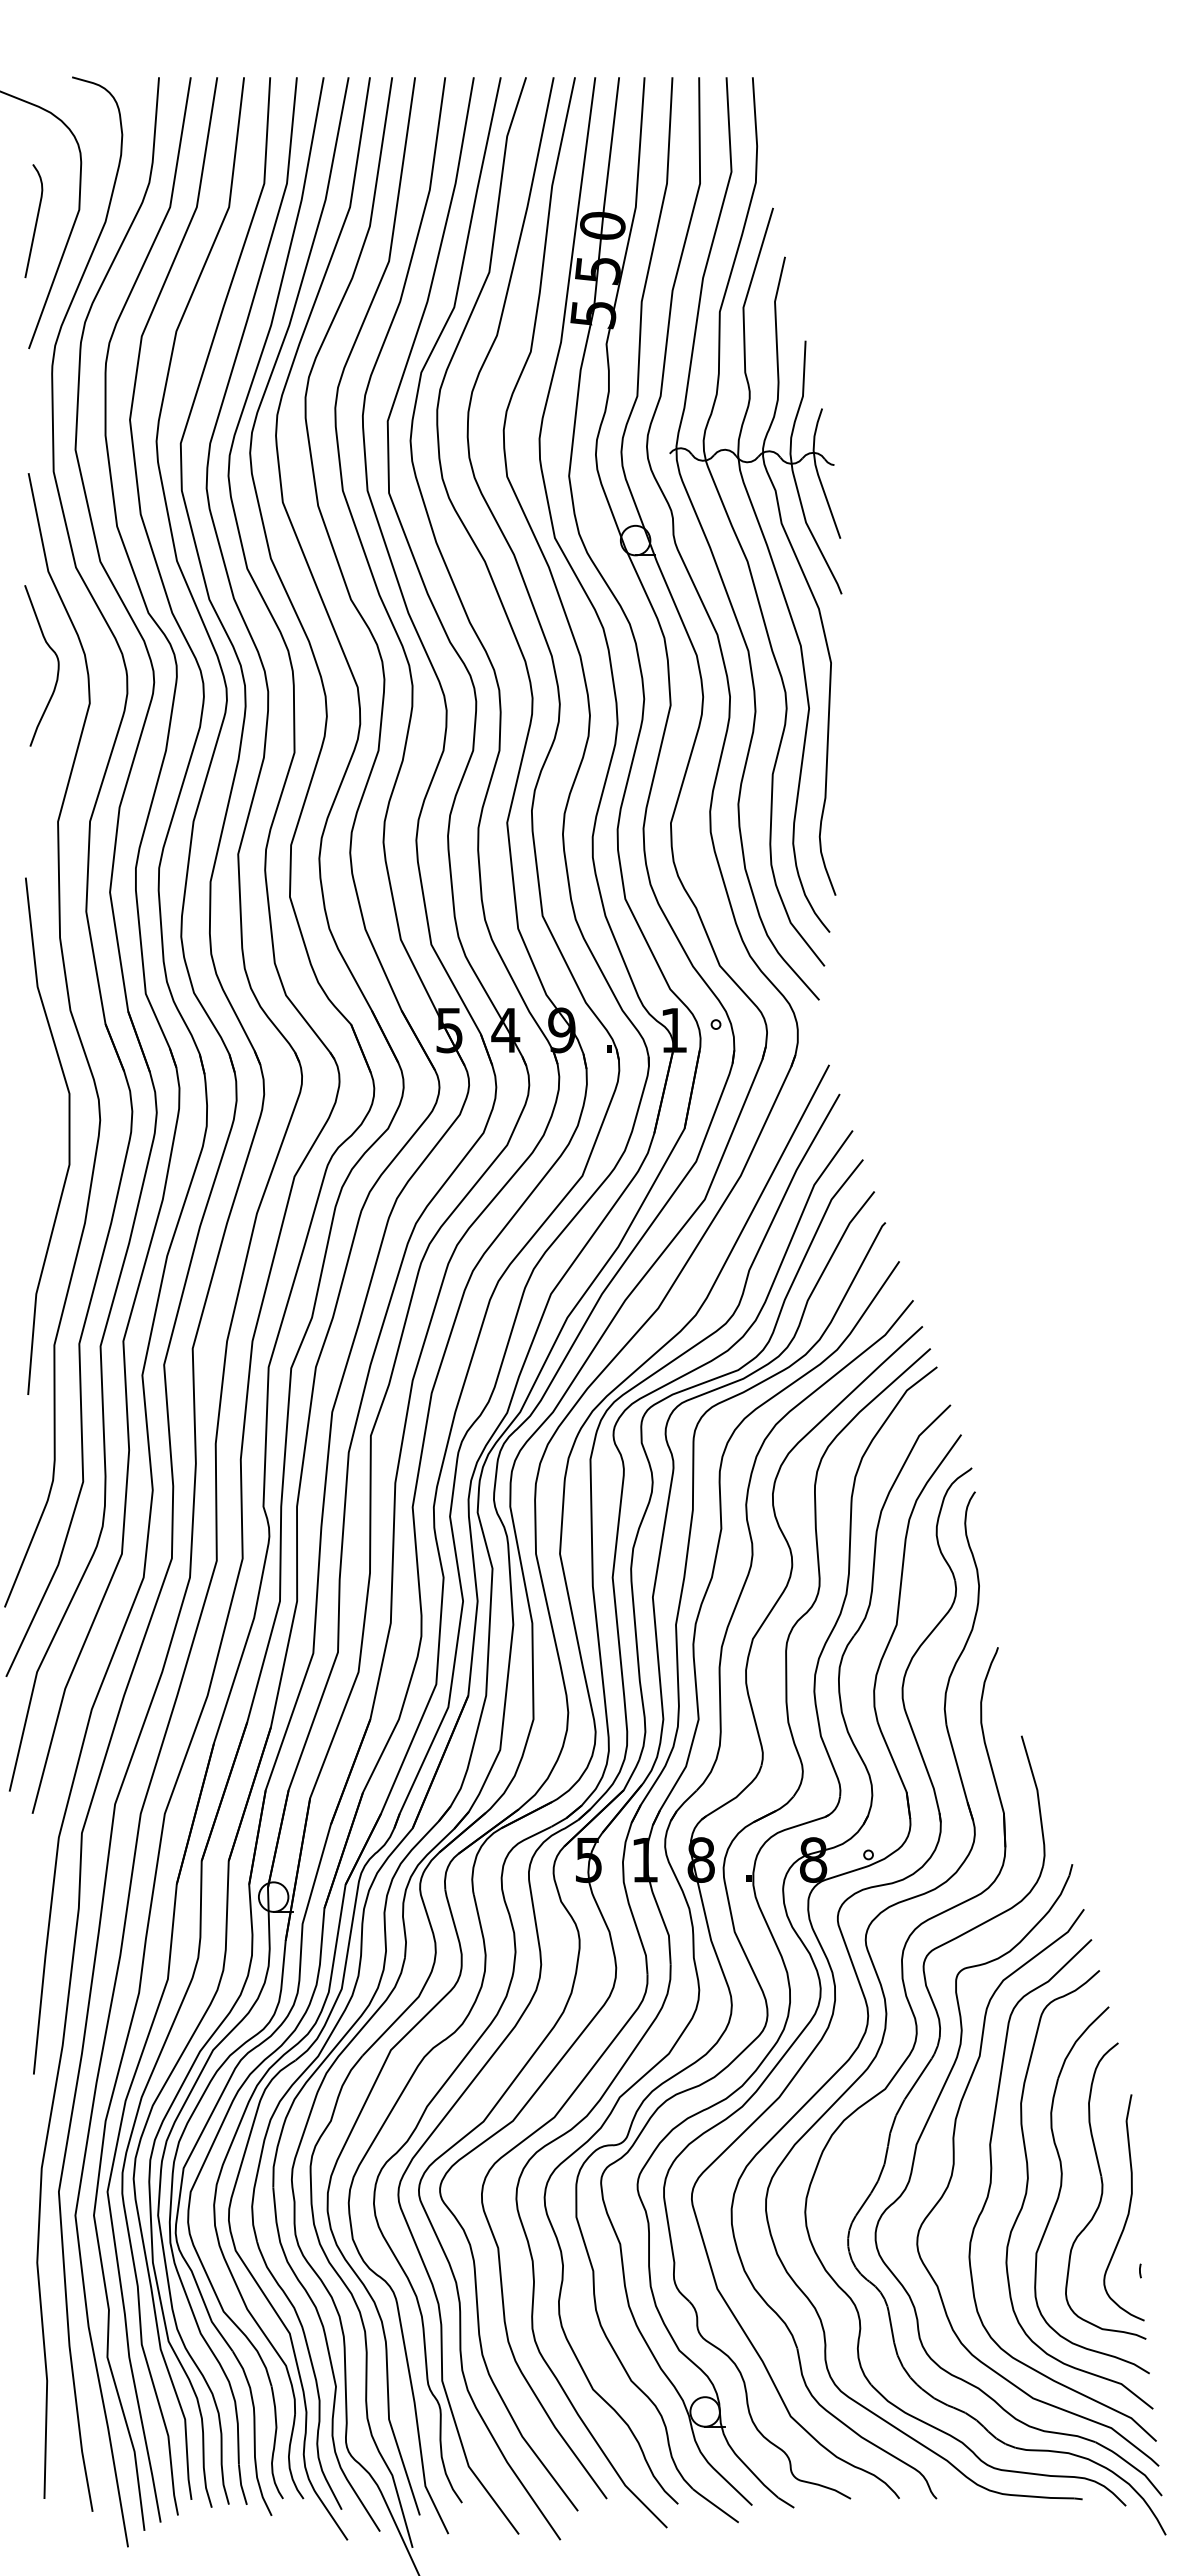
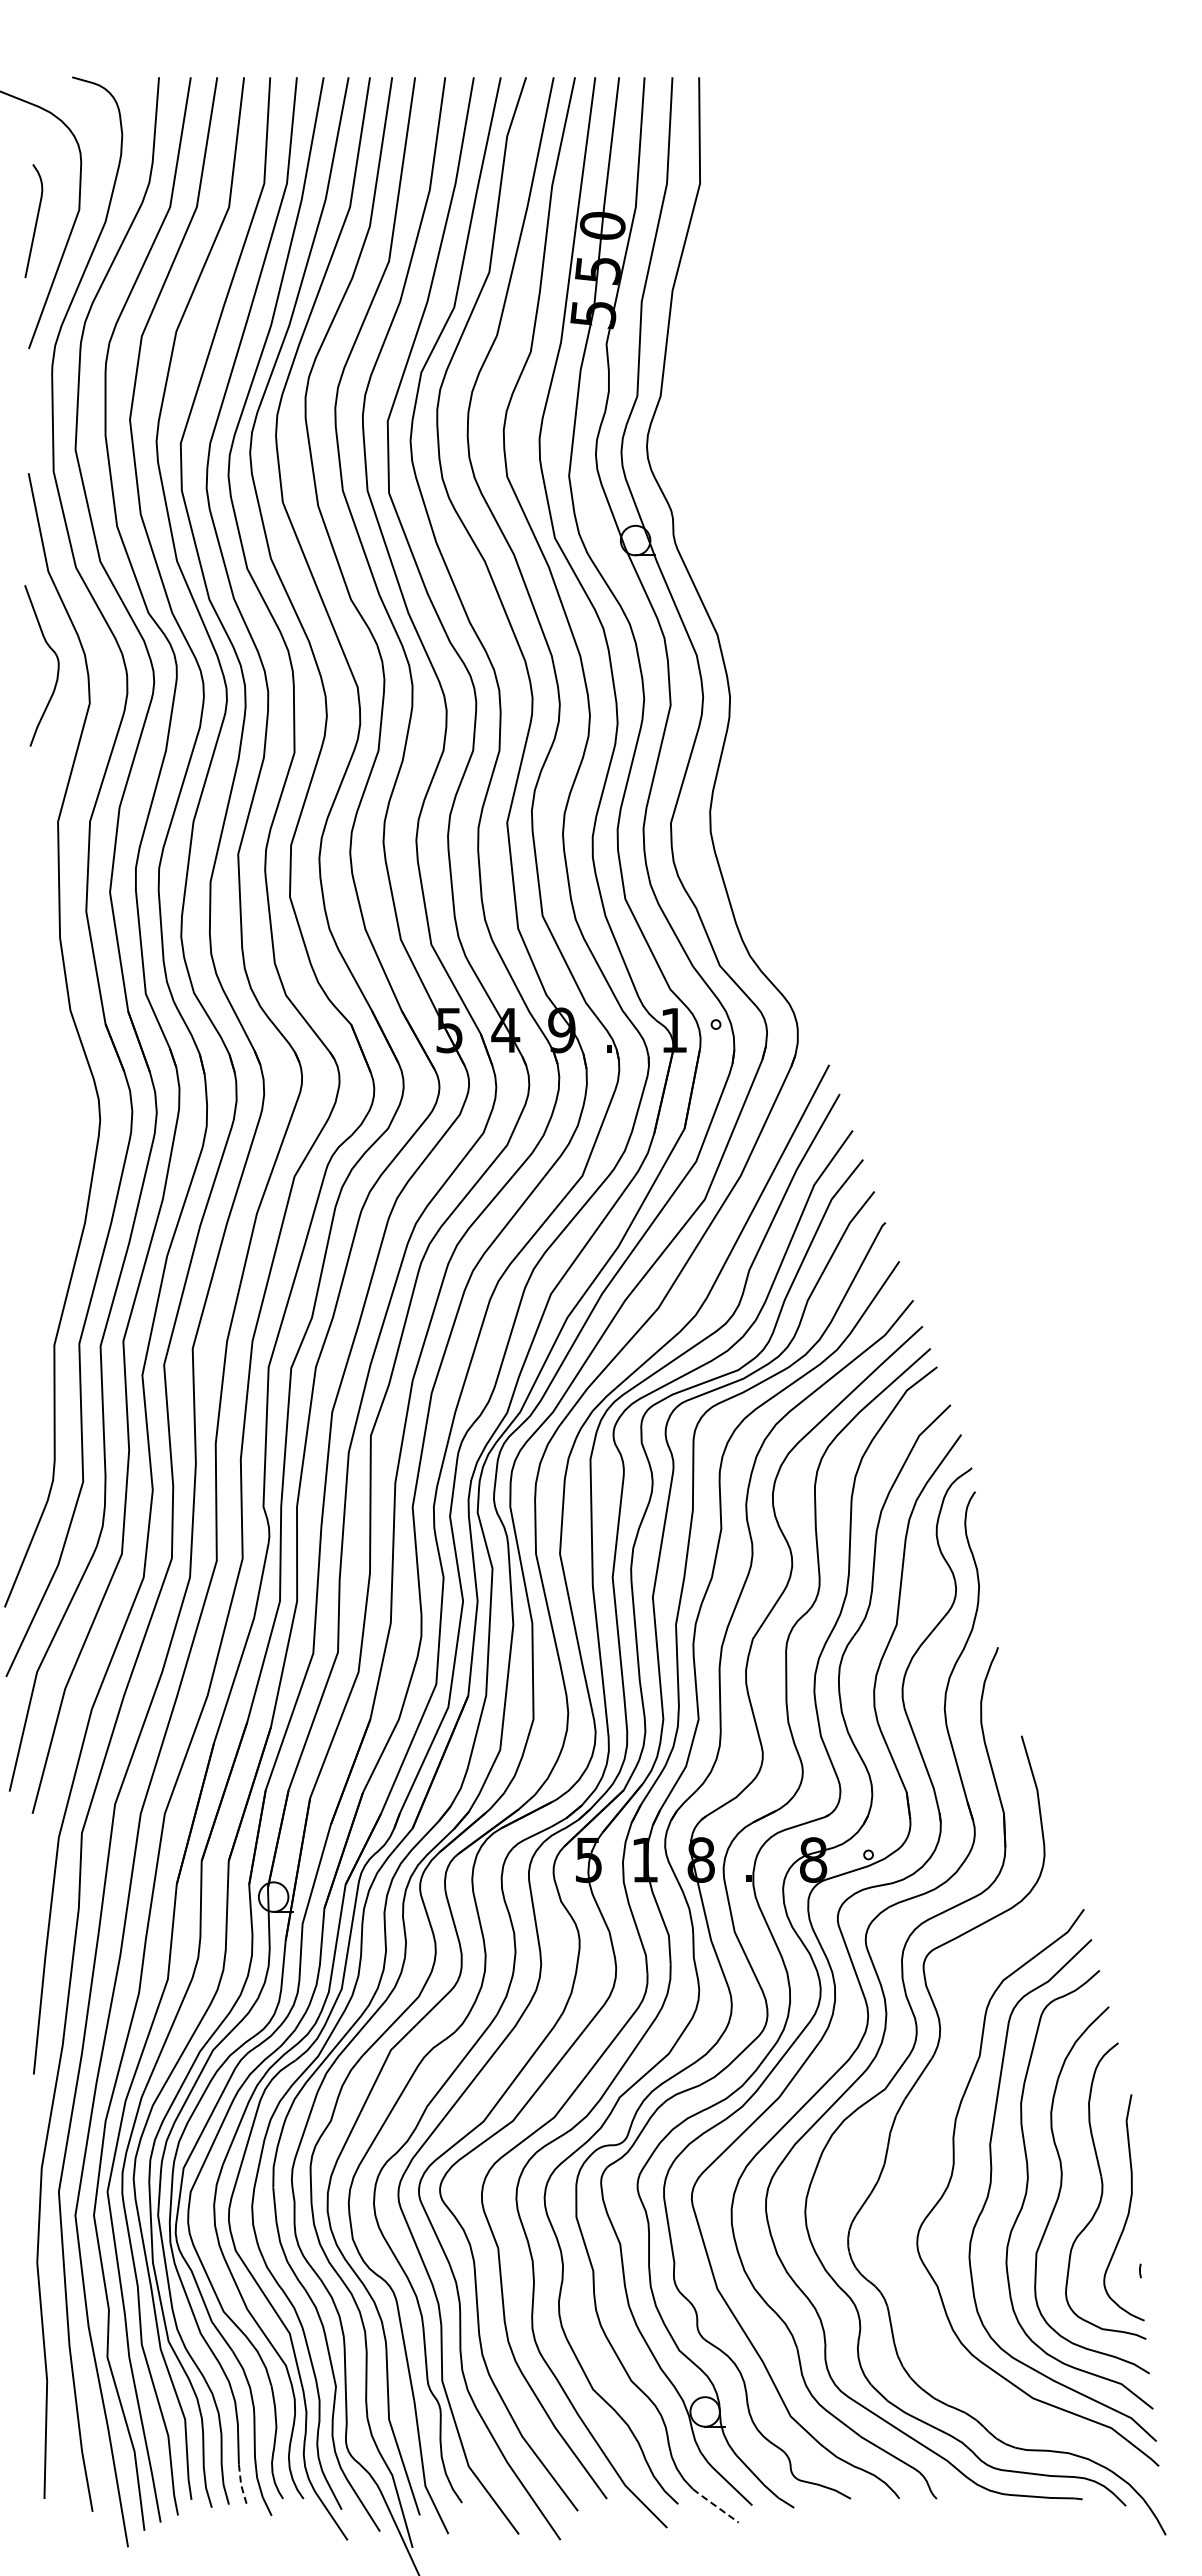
part: present -> none (762, 536)
curve: present -> none (68, 1135)
part: present -> none (915, 2157)
line: solid -> dashed (241, 2485)
line: solid -> dashed (715, 2505)
